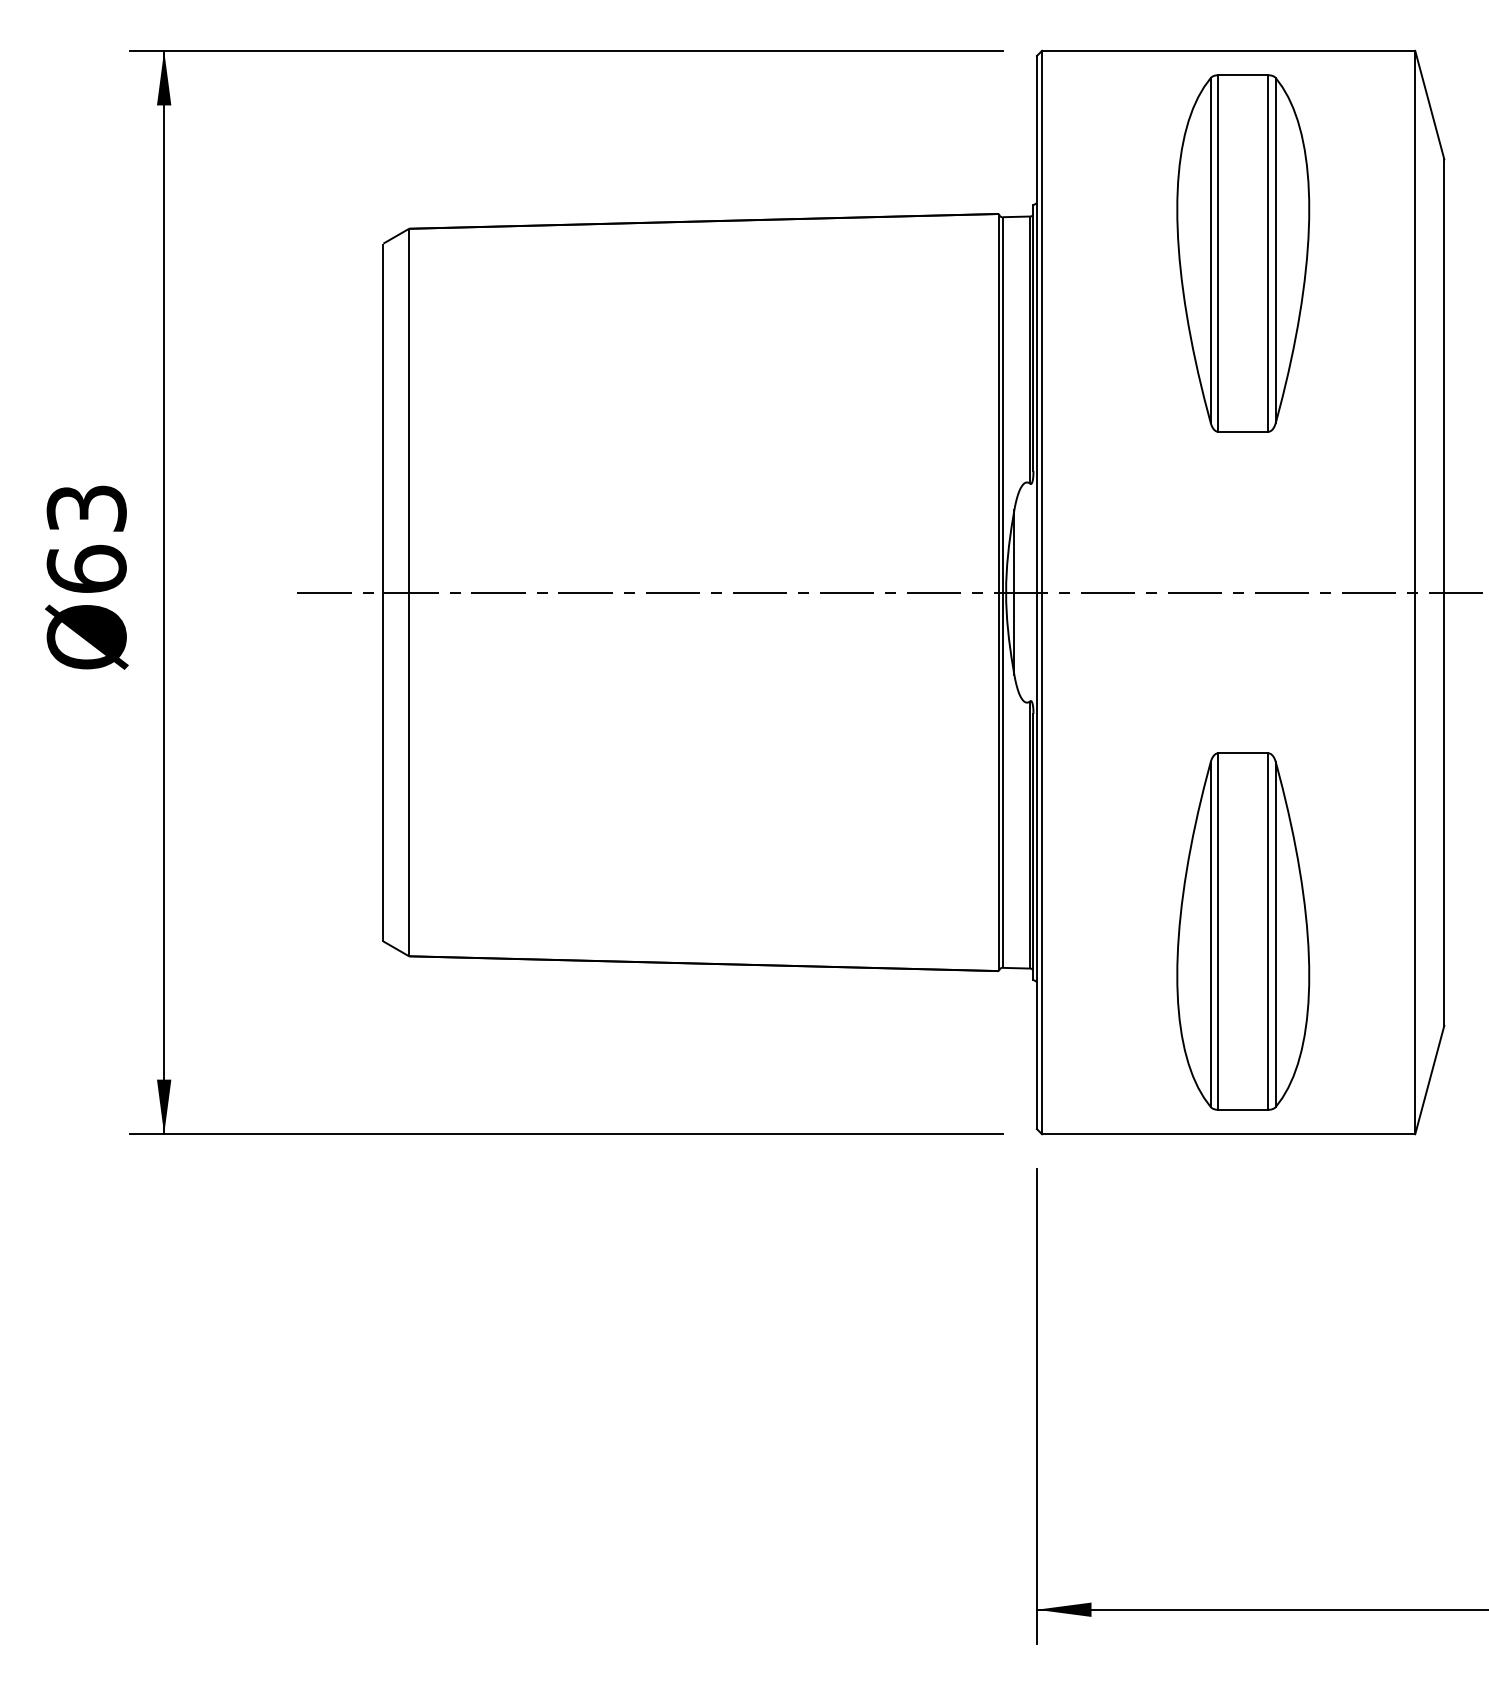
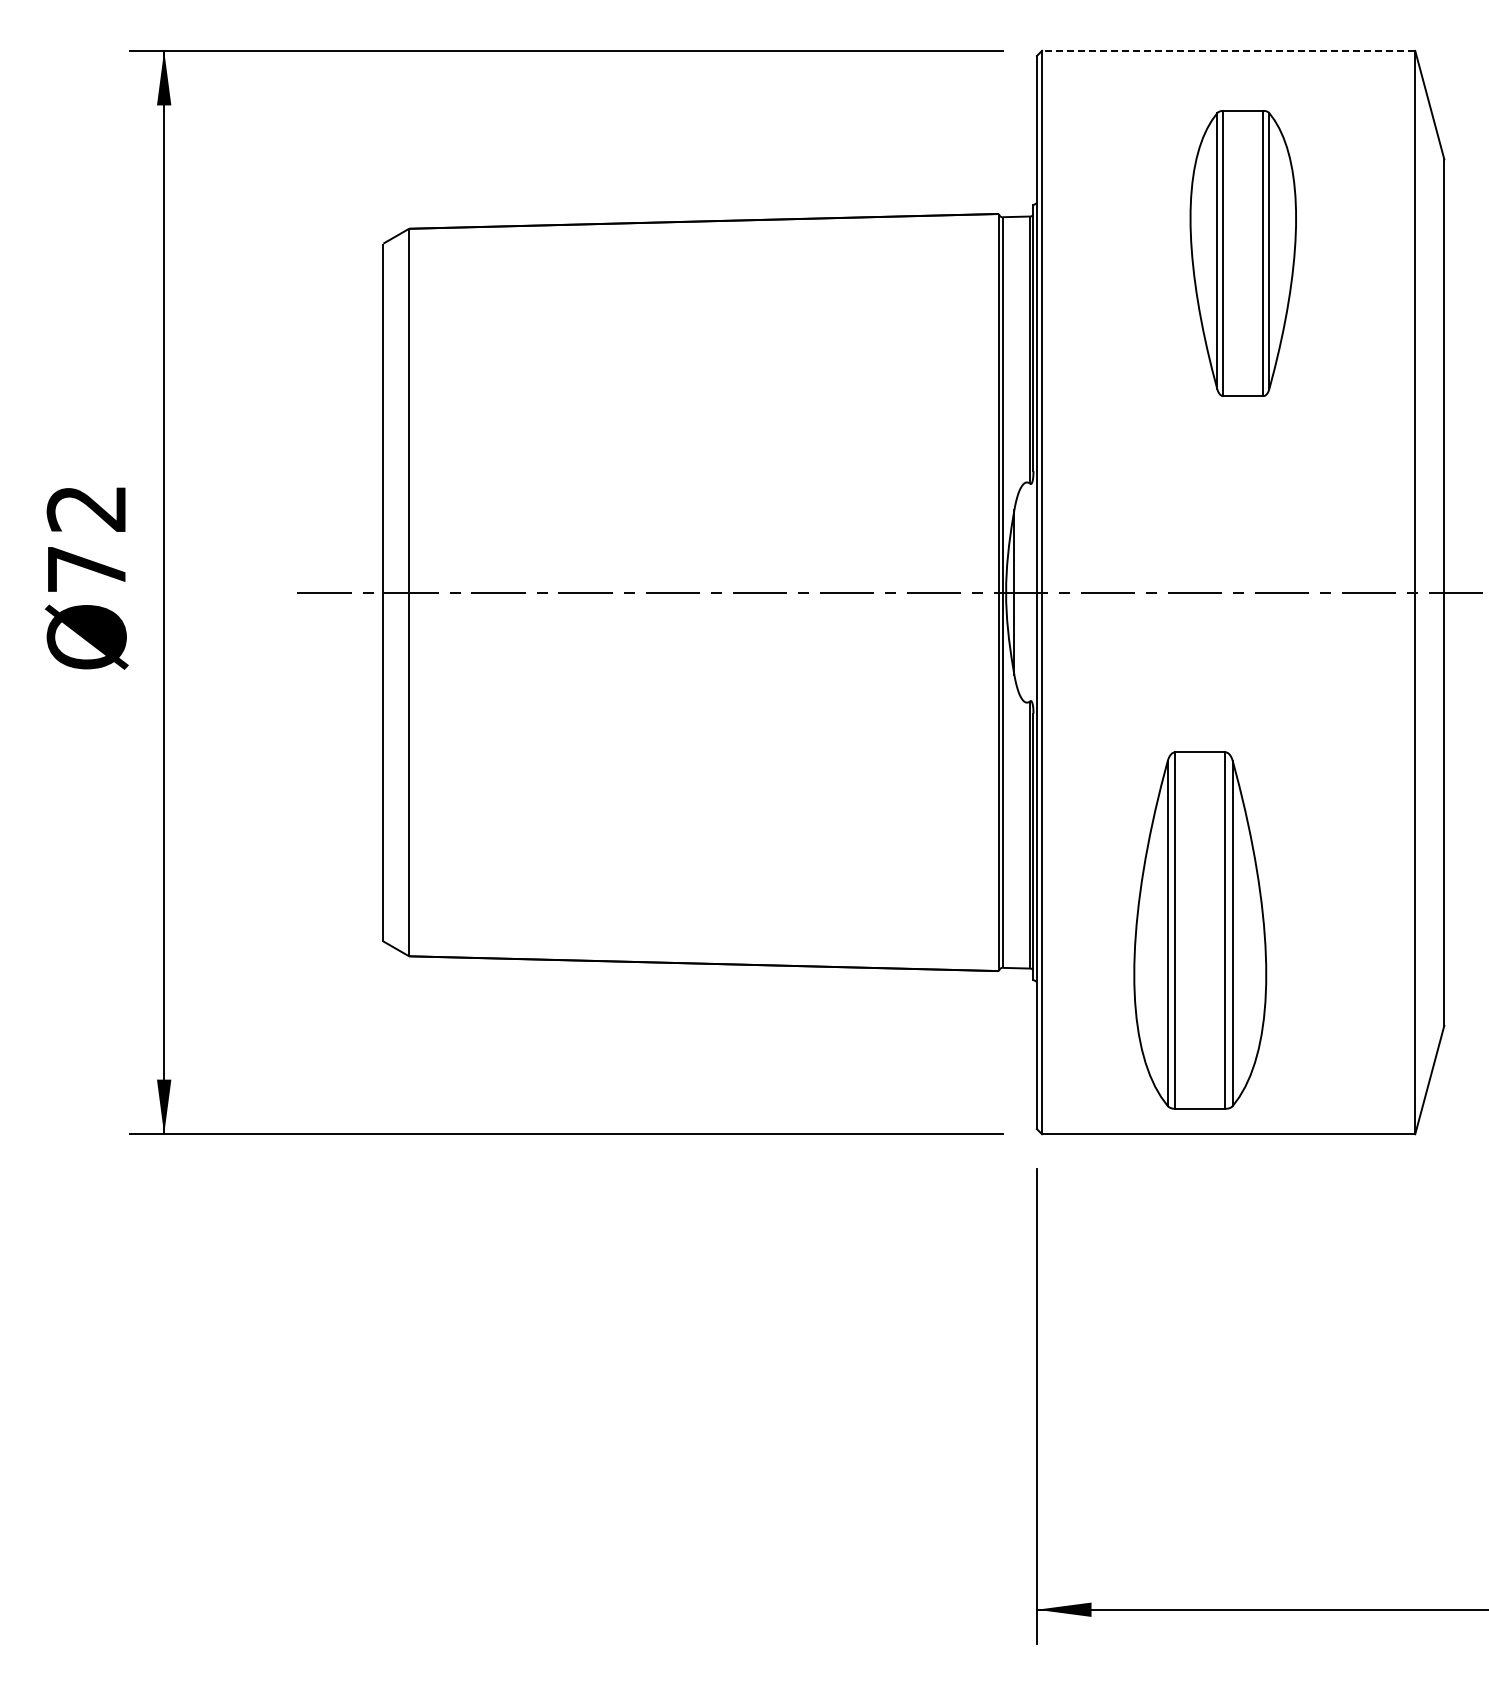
line: solid -> dashed (1228, 50)
part size: 135x359 px -> 108x287 px (1242, 253)
text: Ø63 -> Ø72 (86, 538)
part position: (1243, 931) -> (1200, 930) (1200, 930)
